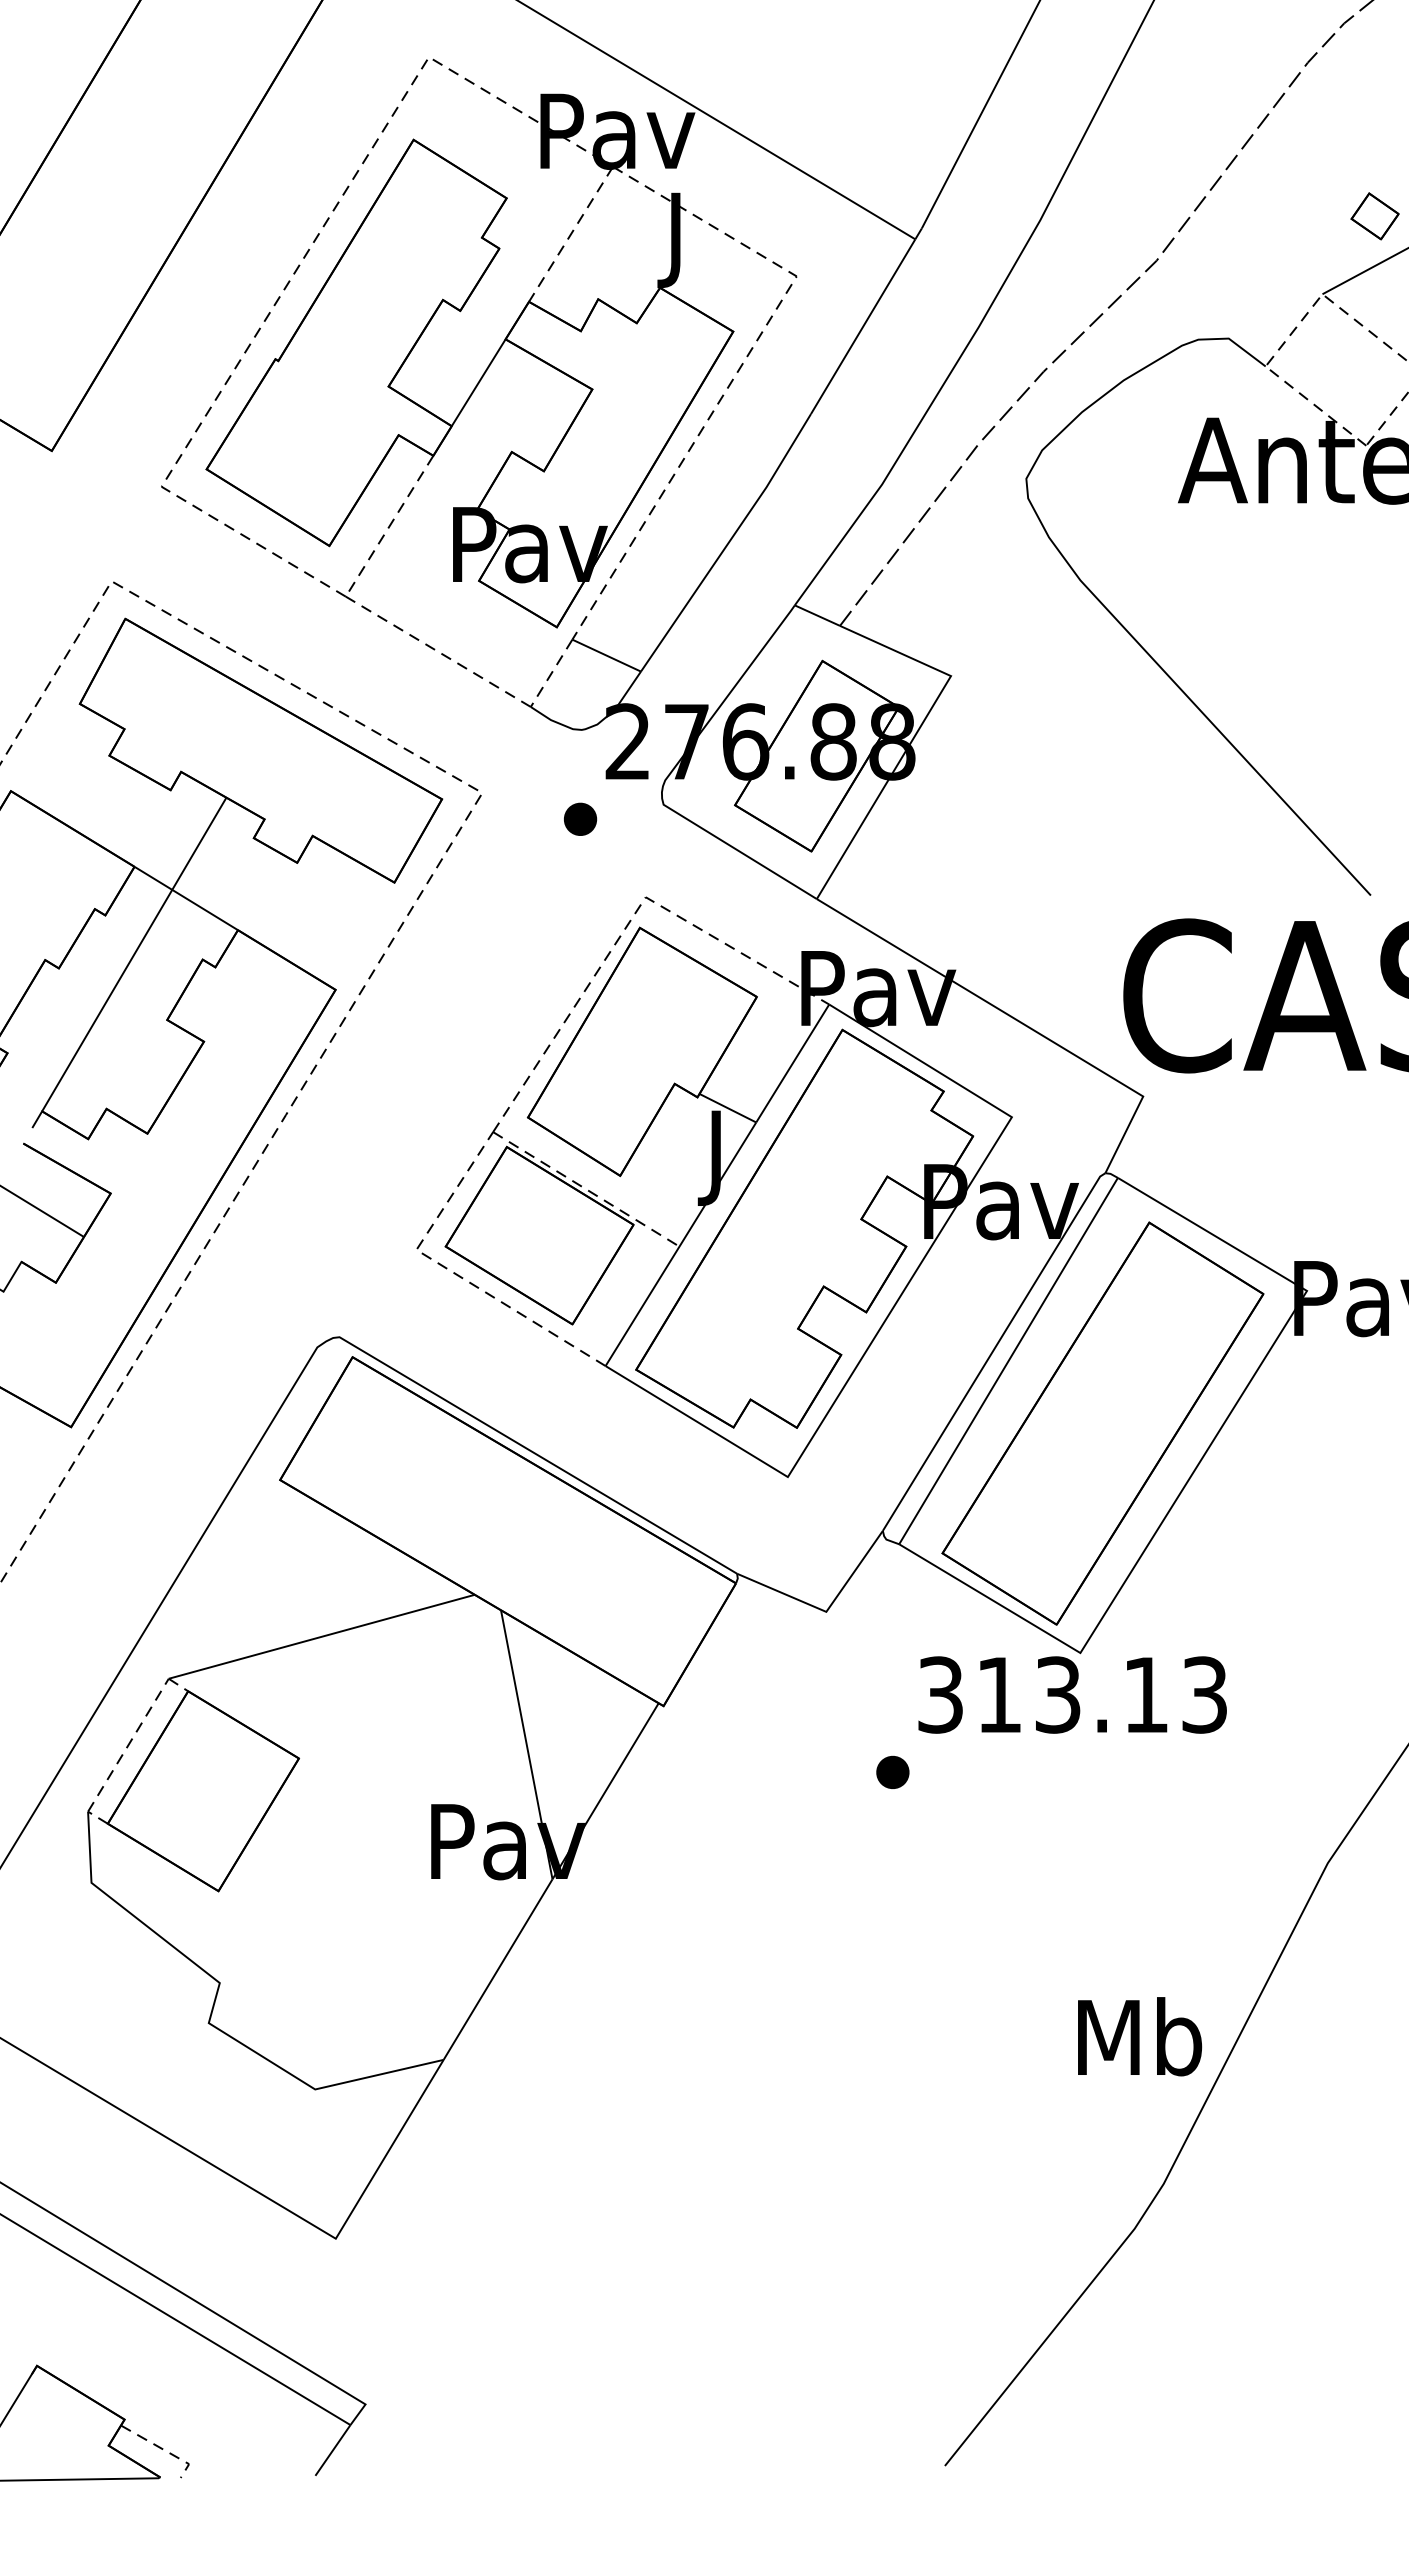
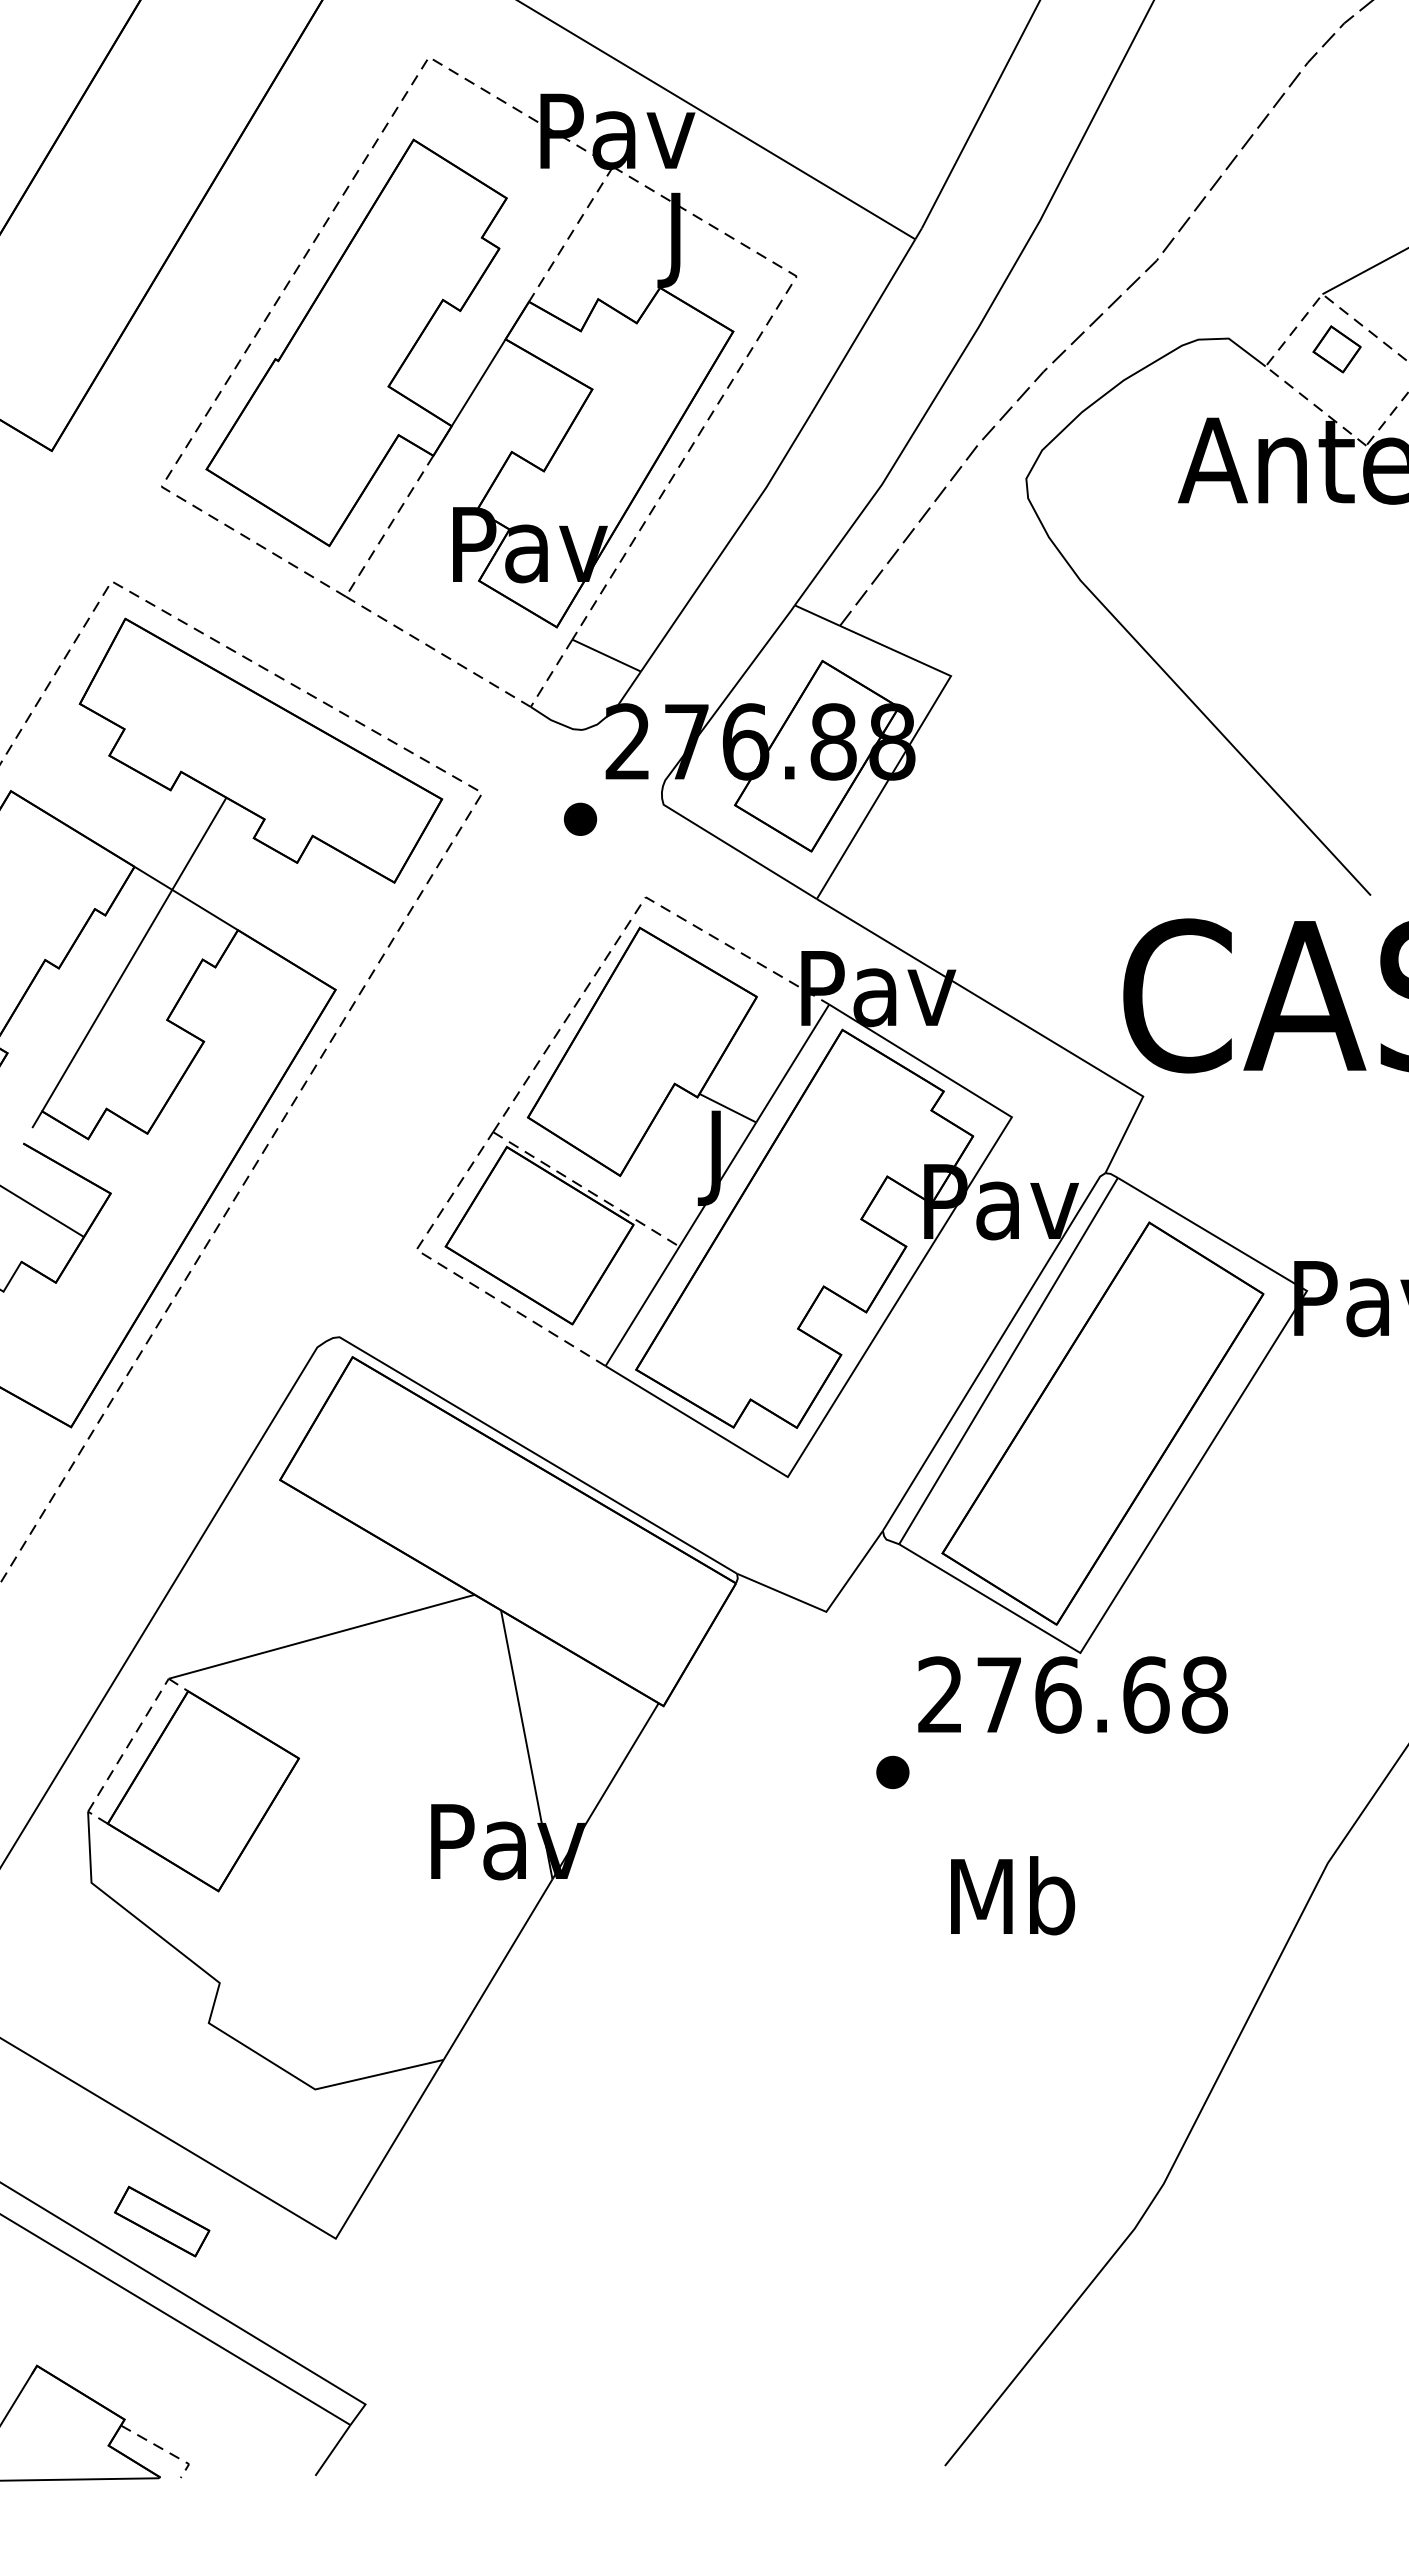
part position: (1374, 216) -> (1336, 349) (1336, 349)
text: 313.13 -> 276.68 (1072, 1694)
text position: (1140, 2036) -> (1013, 1895) (1013, 1895)
part: none -> present (162, 2221)
